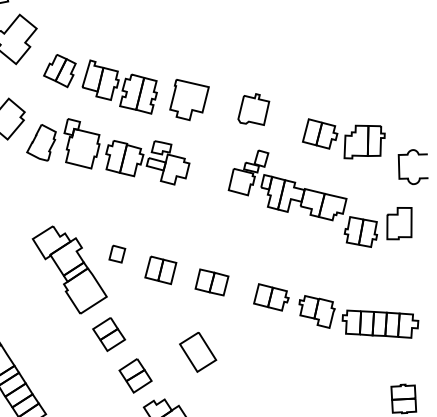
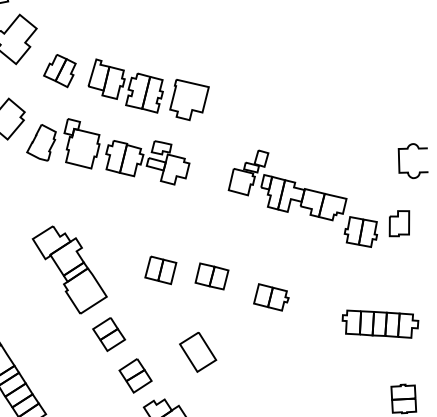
part position: (119, 86) -> (125, 85) (125, 85)
part: present -> none (253, 109)
part: present -> none (343, 138)
curve position: (408, 177) -> (408, 171) (408, 171)
part size: 27x34 px -> 23x28 px (399, 223)
part: present -> none (117, 253)
part position: (211, 282) -> (211, 276) (211, 276)
part: present -> none (316, 311)
